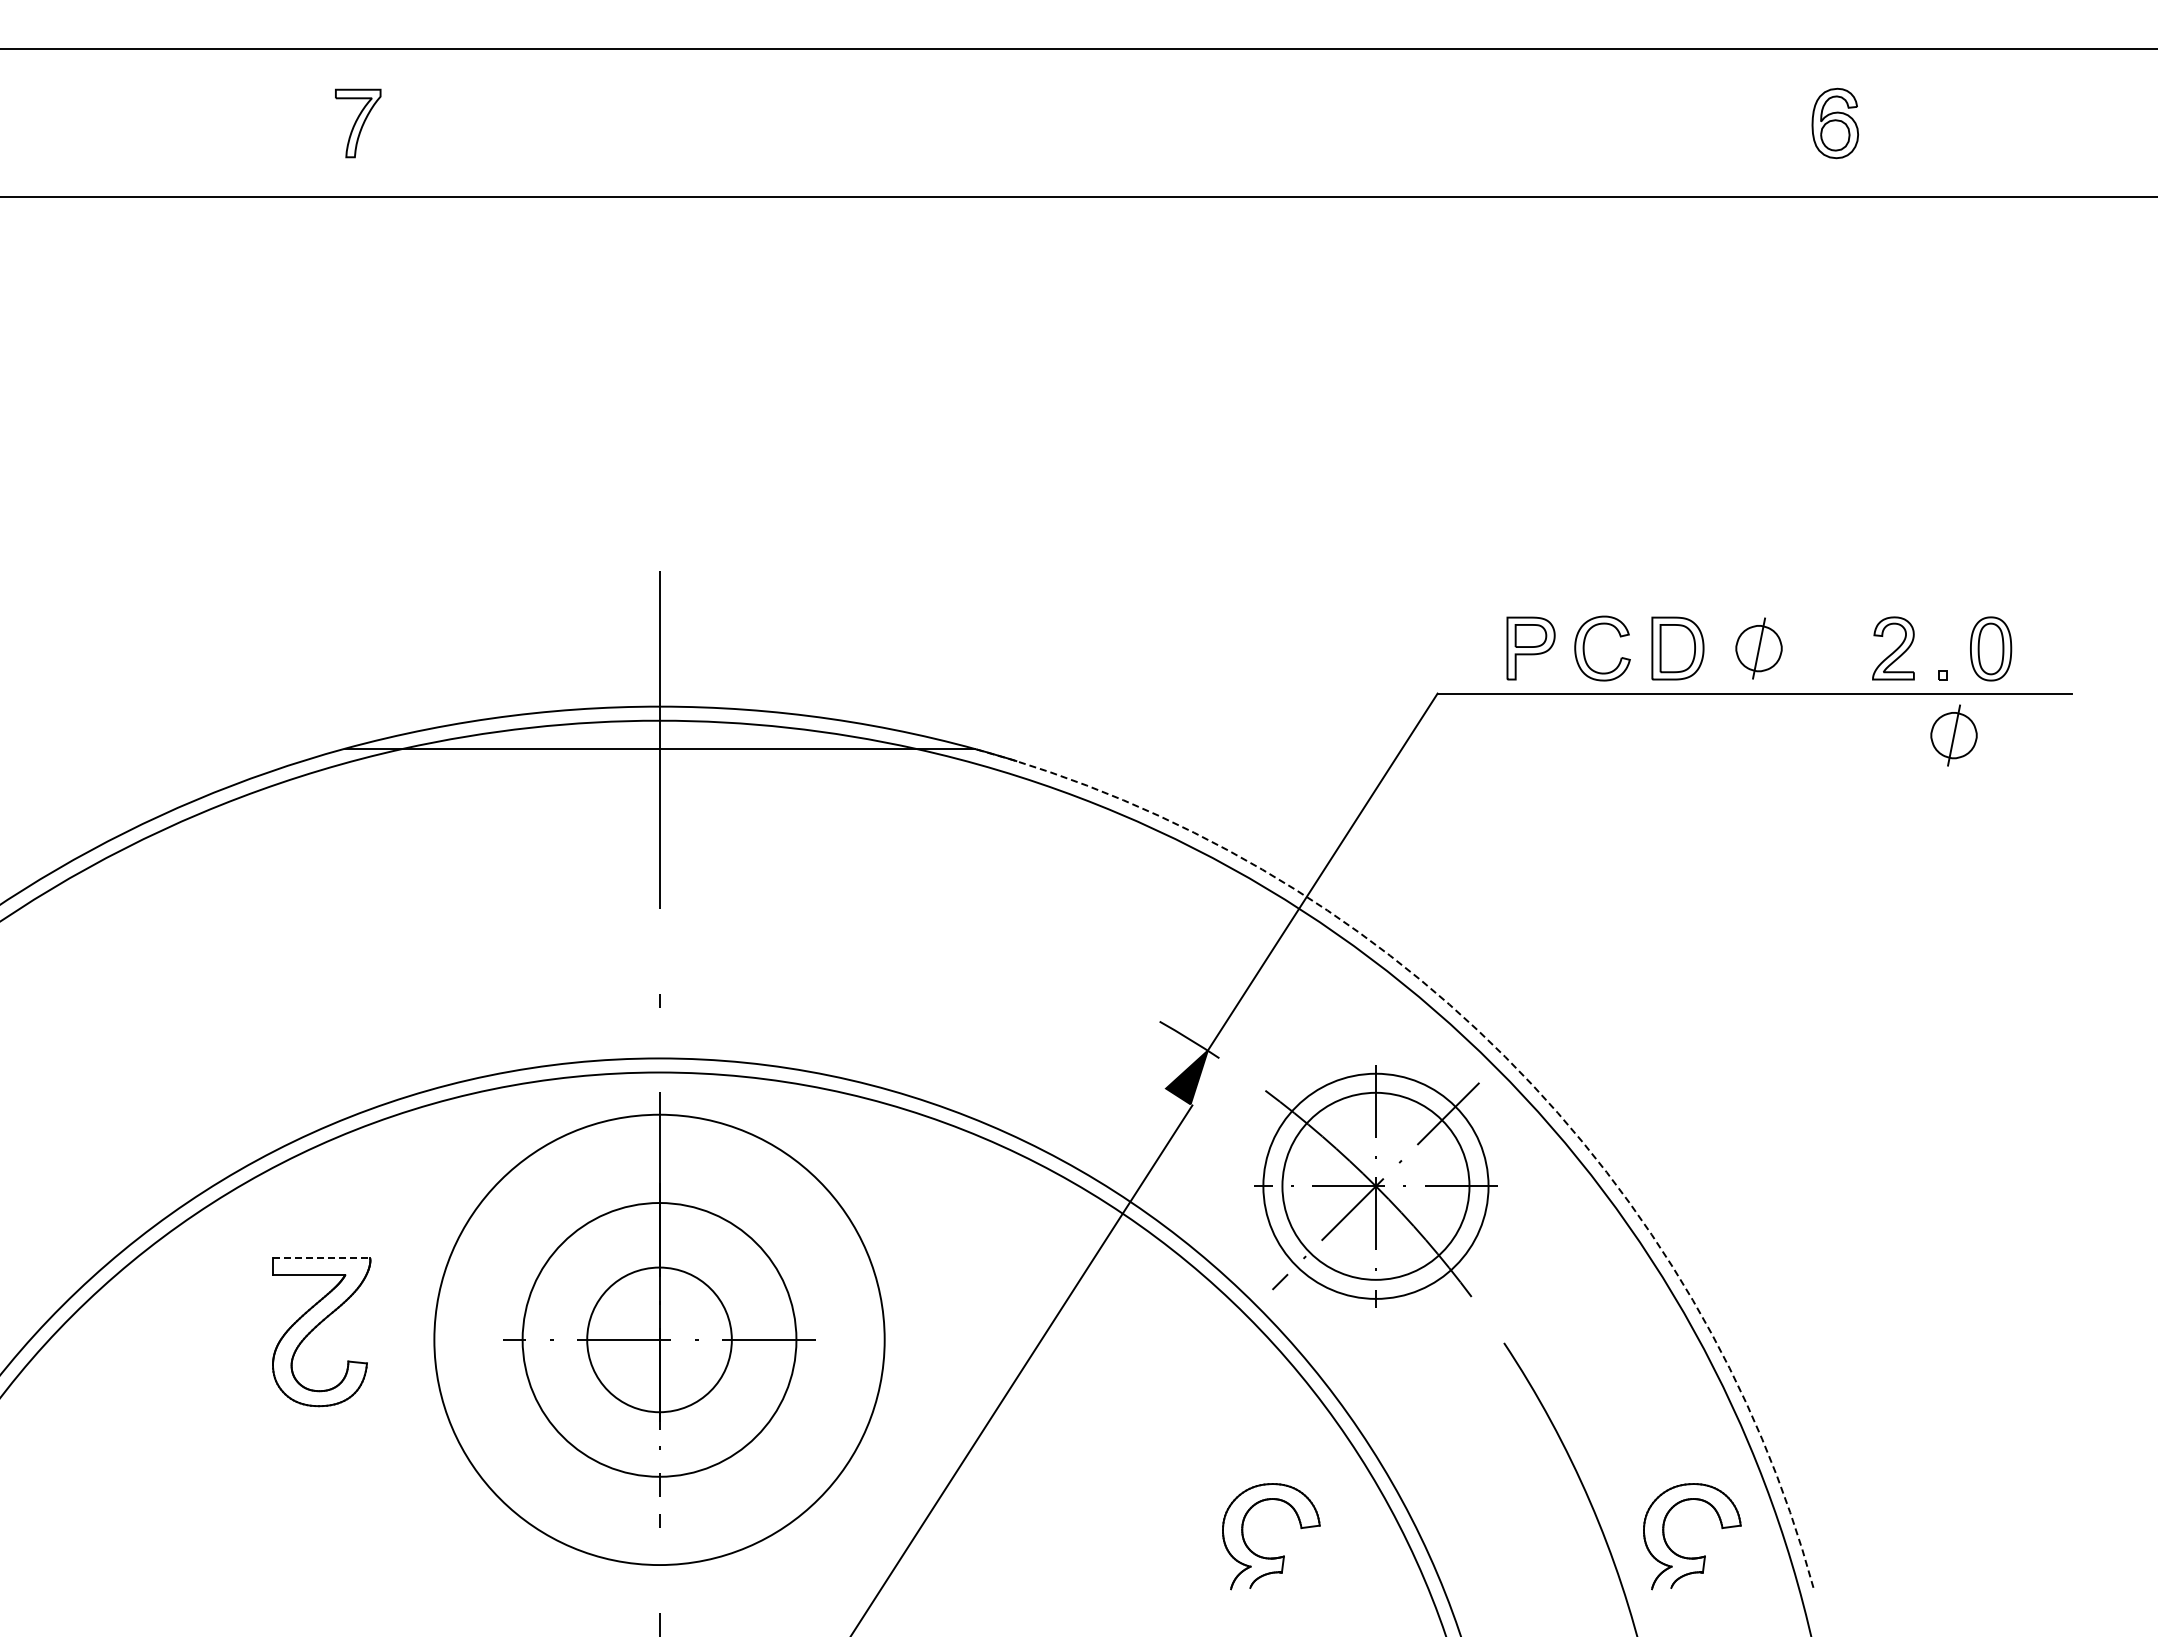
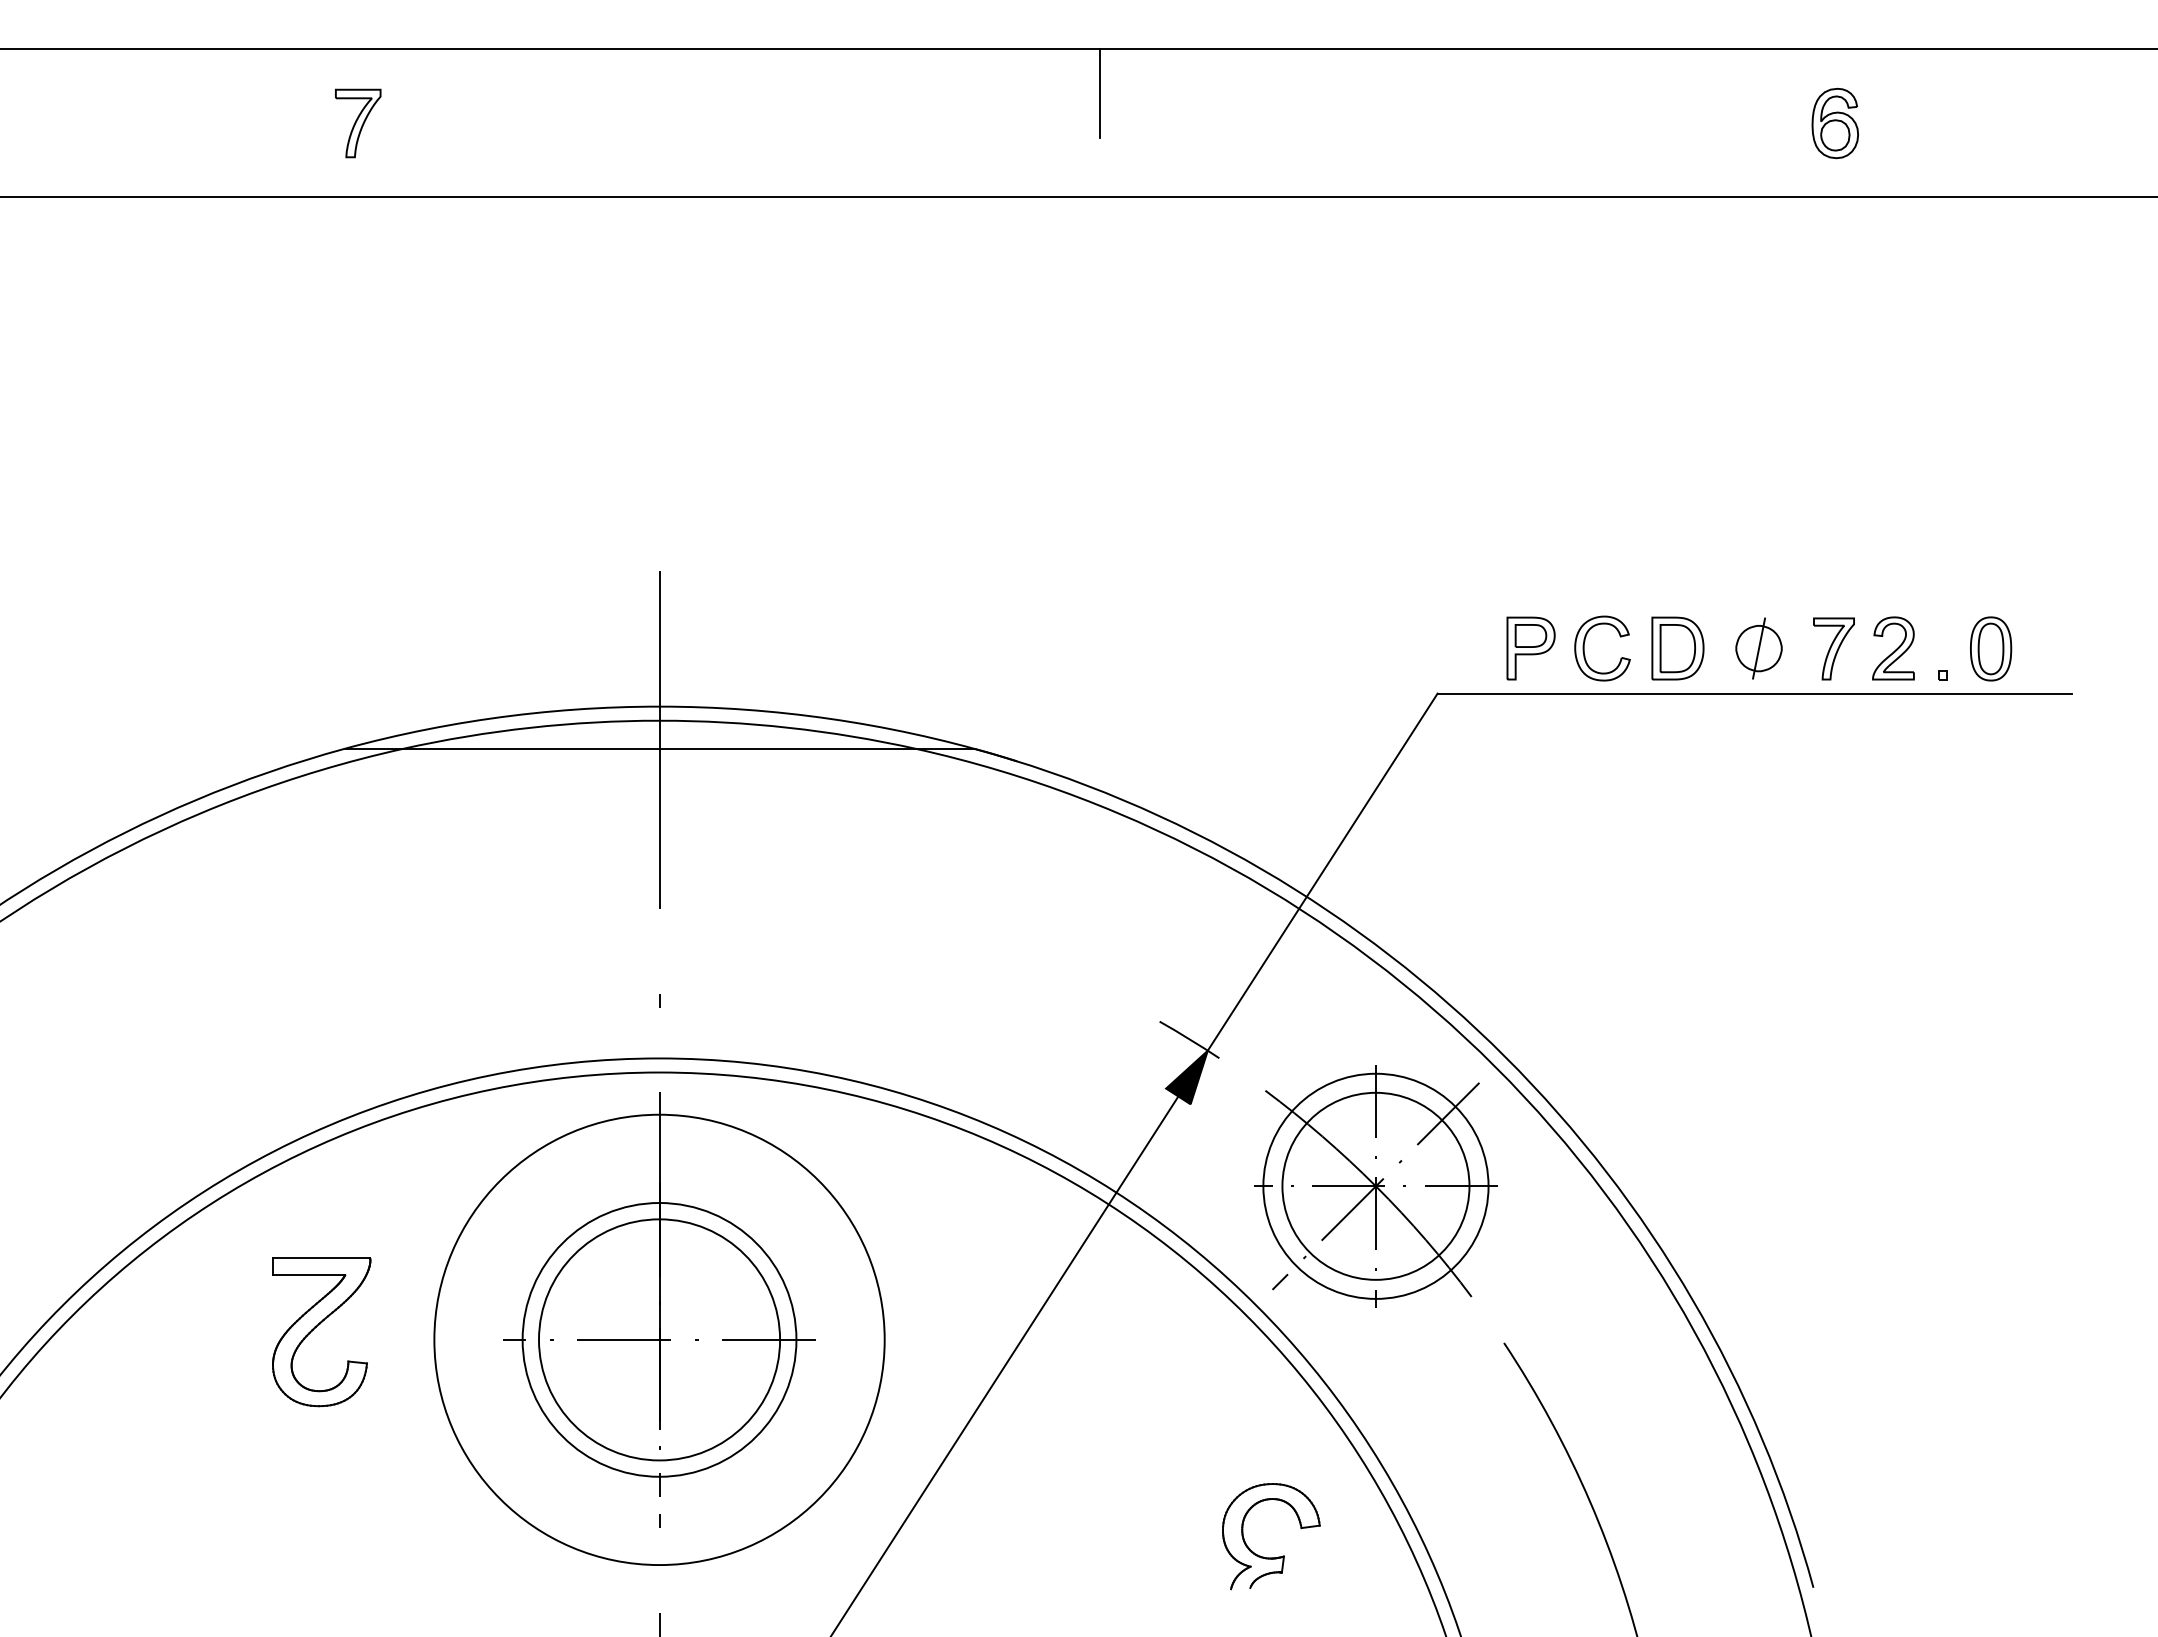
line: none -> present (1099, 93)
part: none -> present (1833, 648)
part: present -> none (1953, 735)
arc: dashed -> solid (1505, 1056)
line: dashed -> solid (321, 1257)
circle diameter: 145 px -> 241 px (659, 1339)
line position: (1022, 1369) -> (1005, 1364) (1005, 1364)
part: present -> none (1692, 1557)
